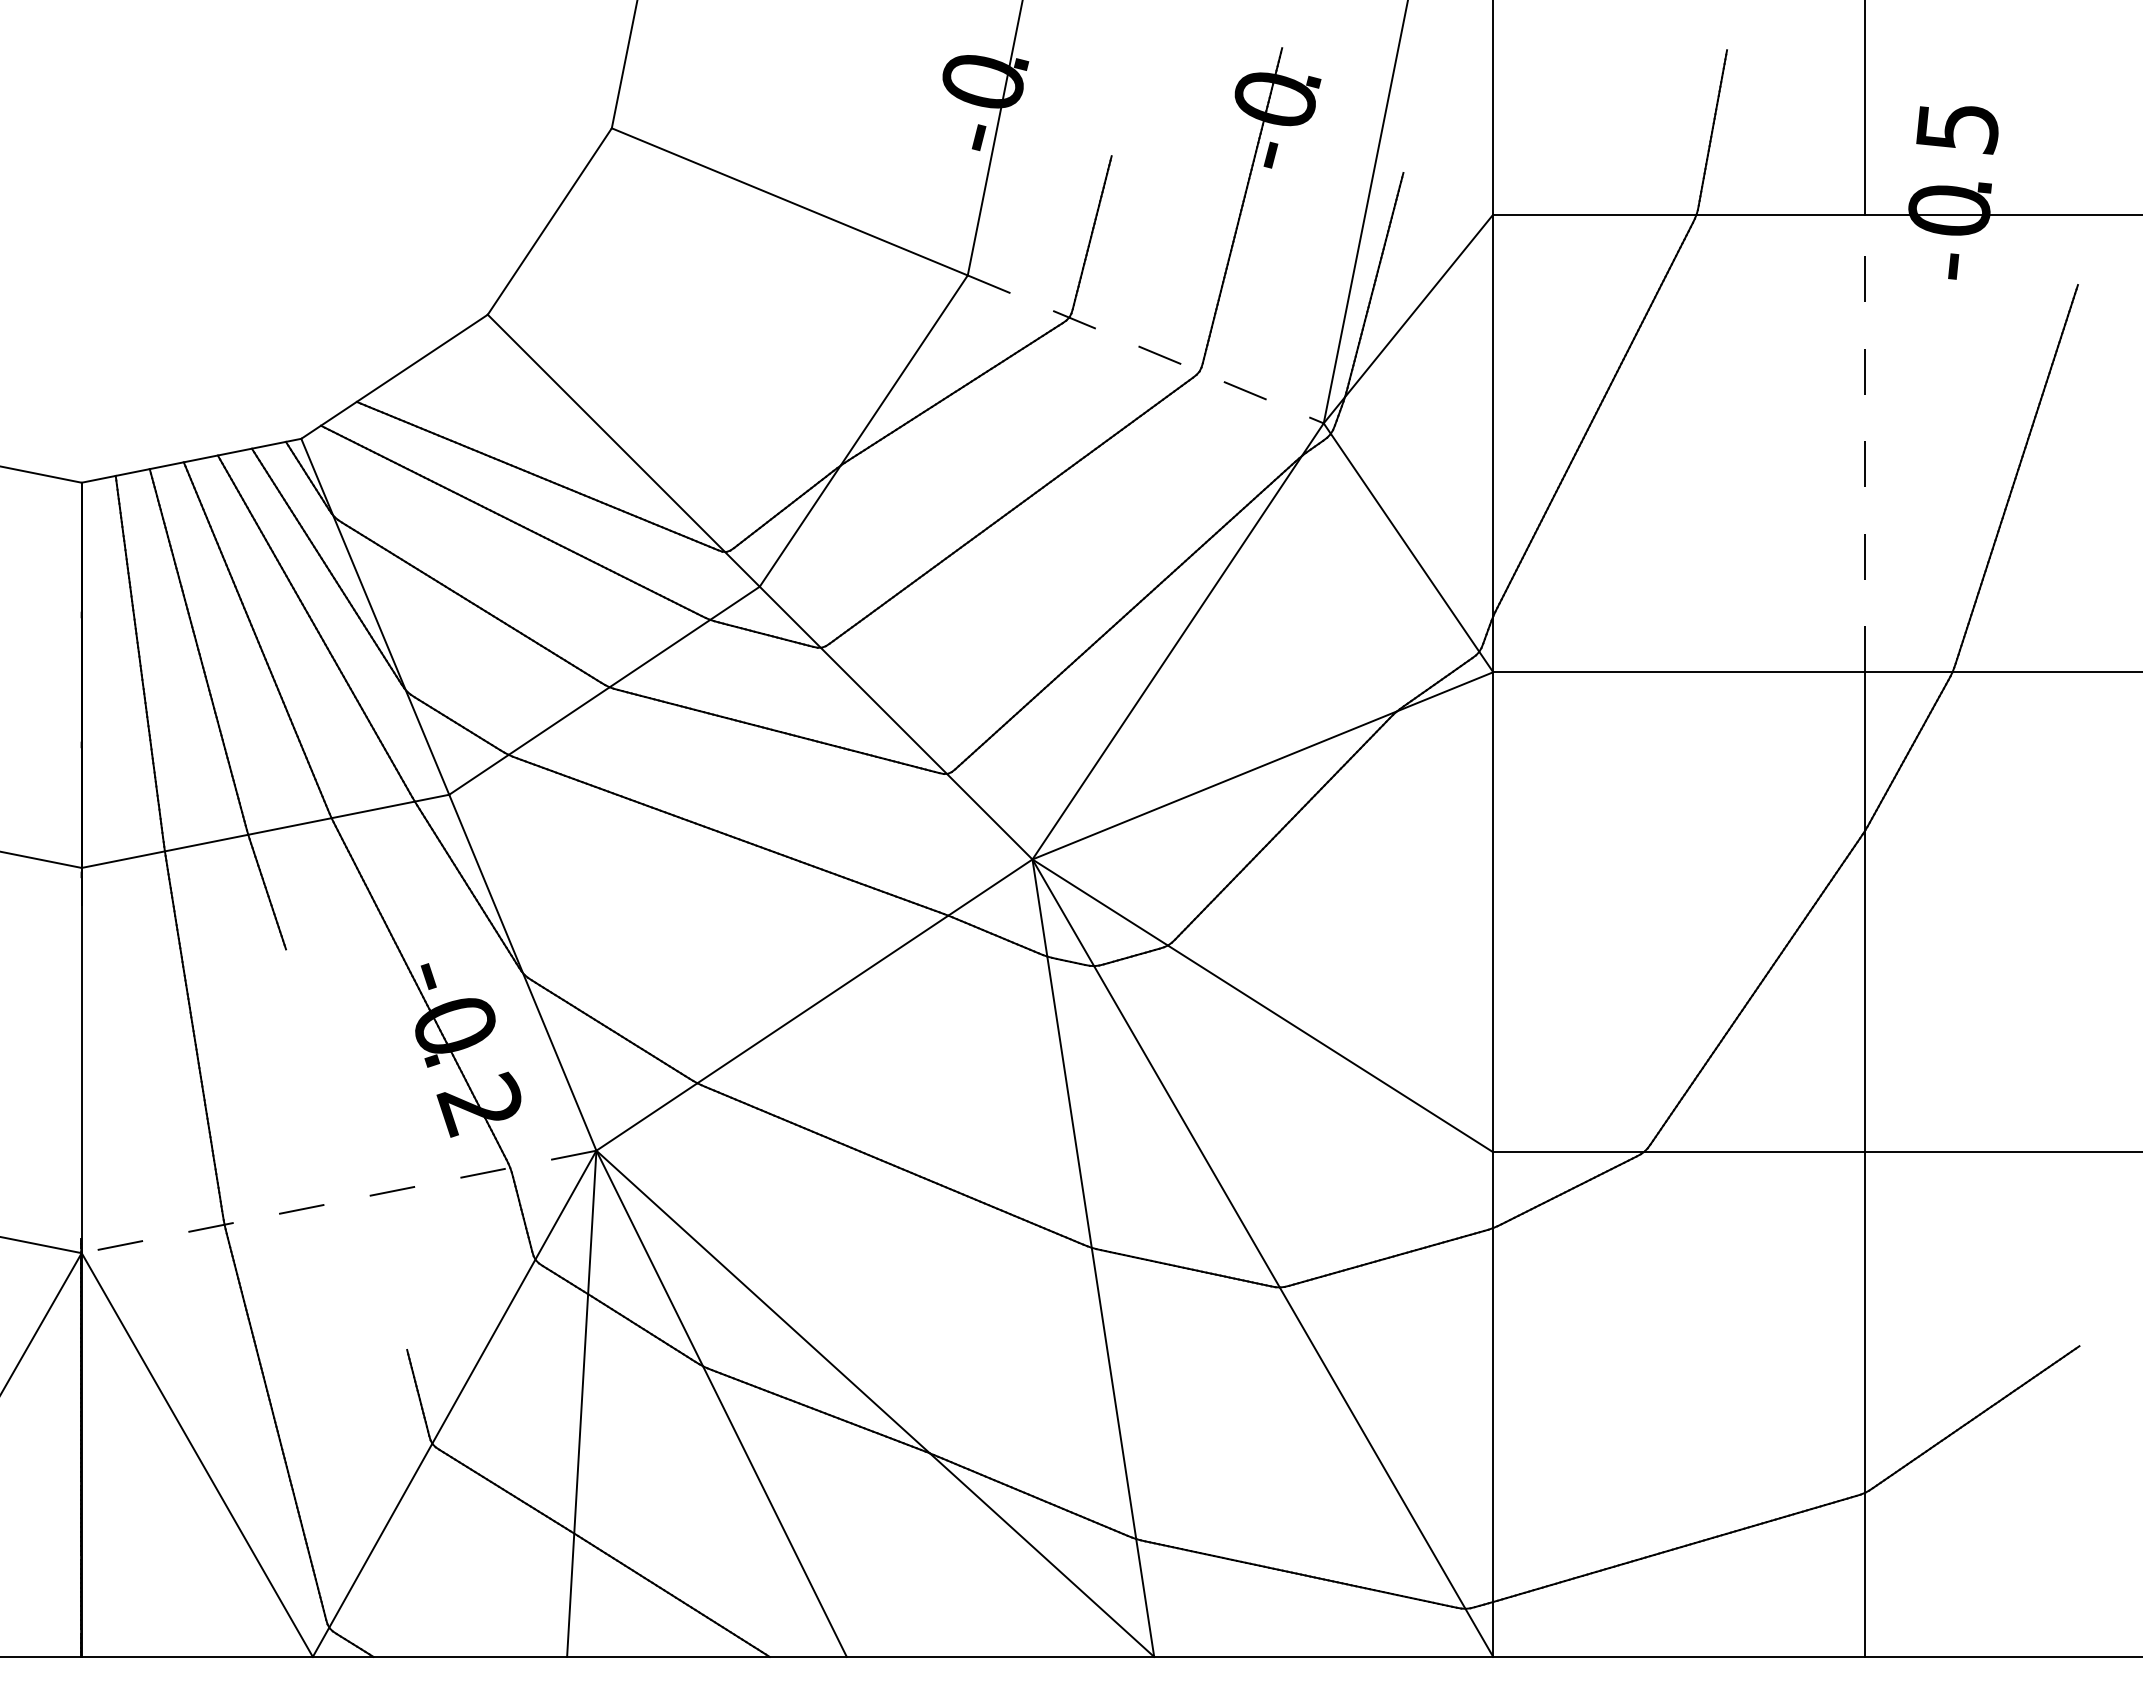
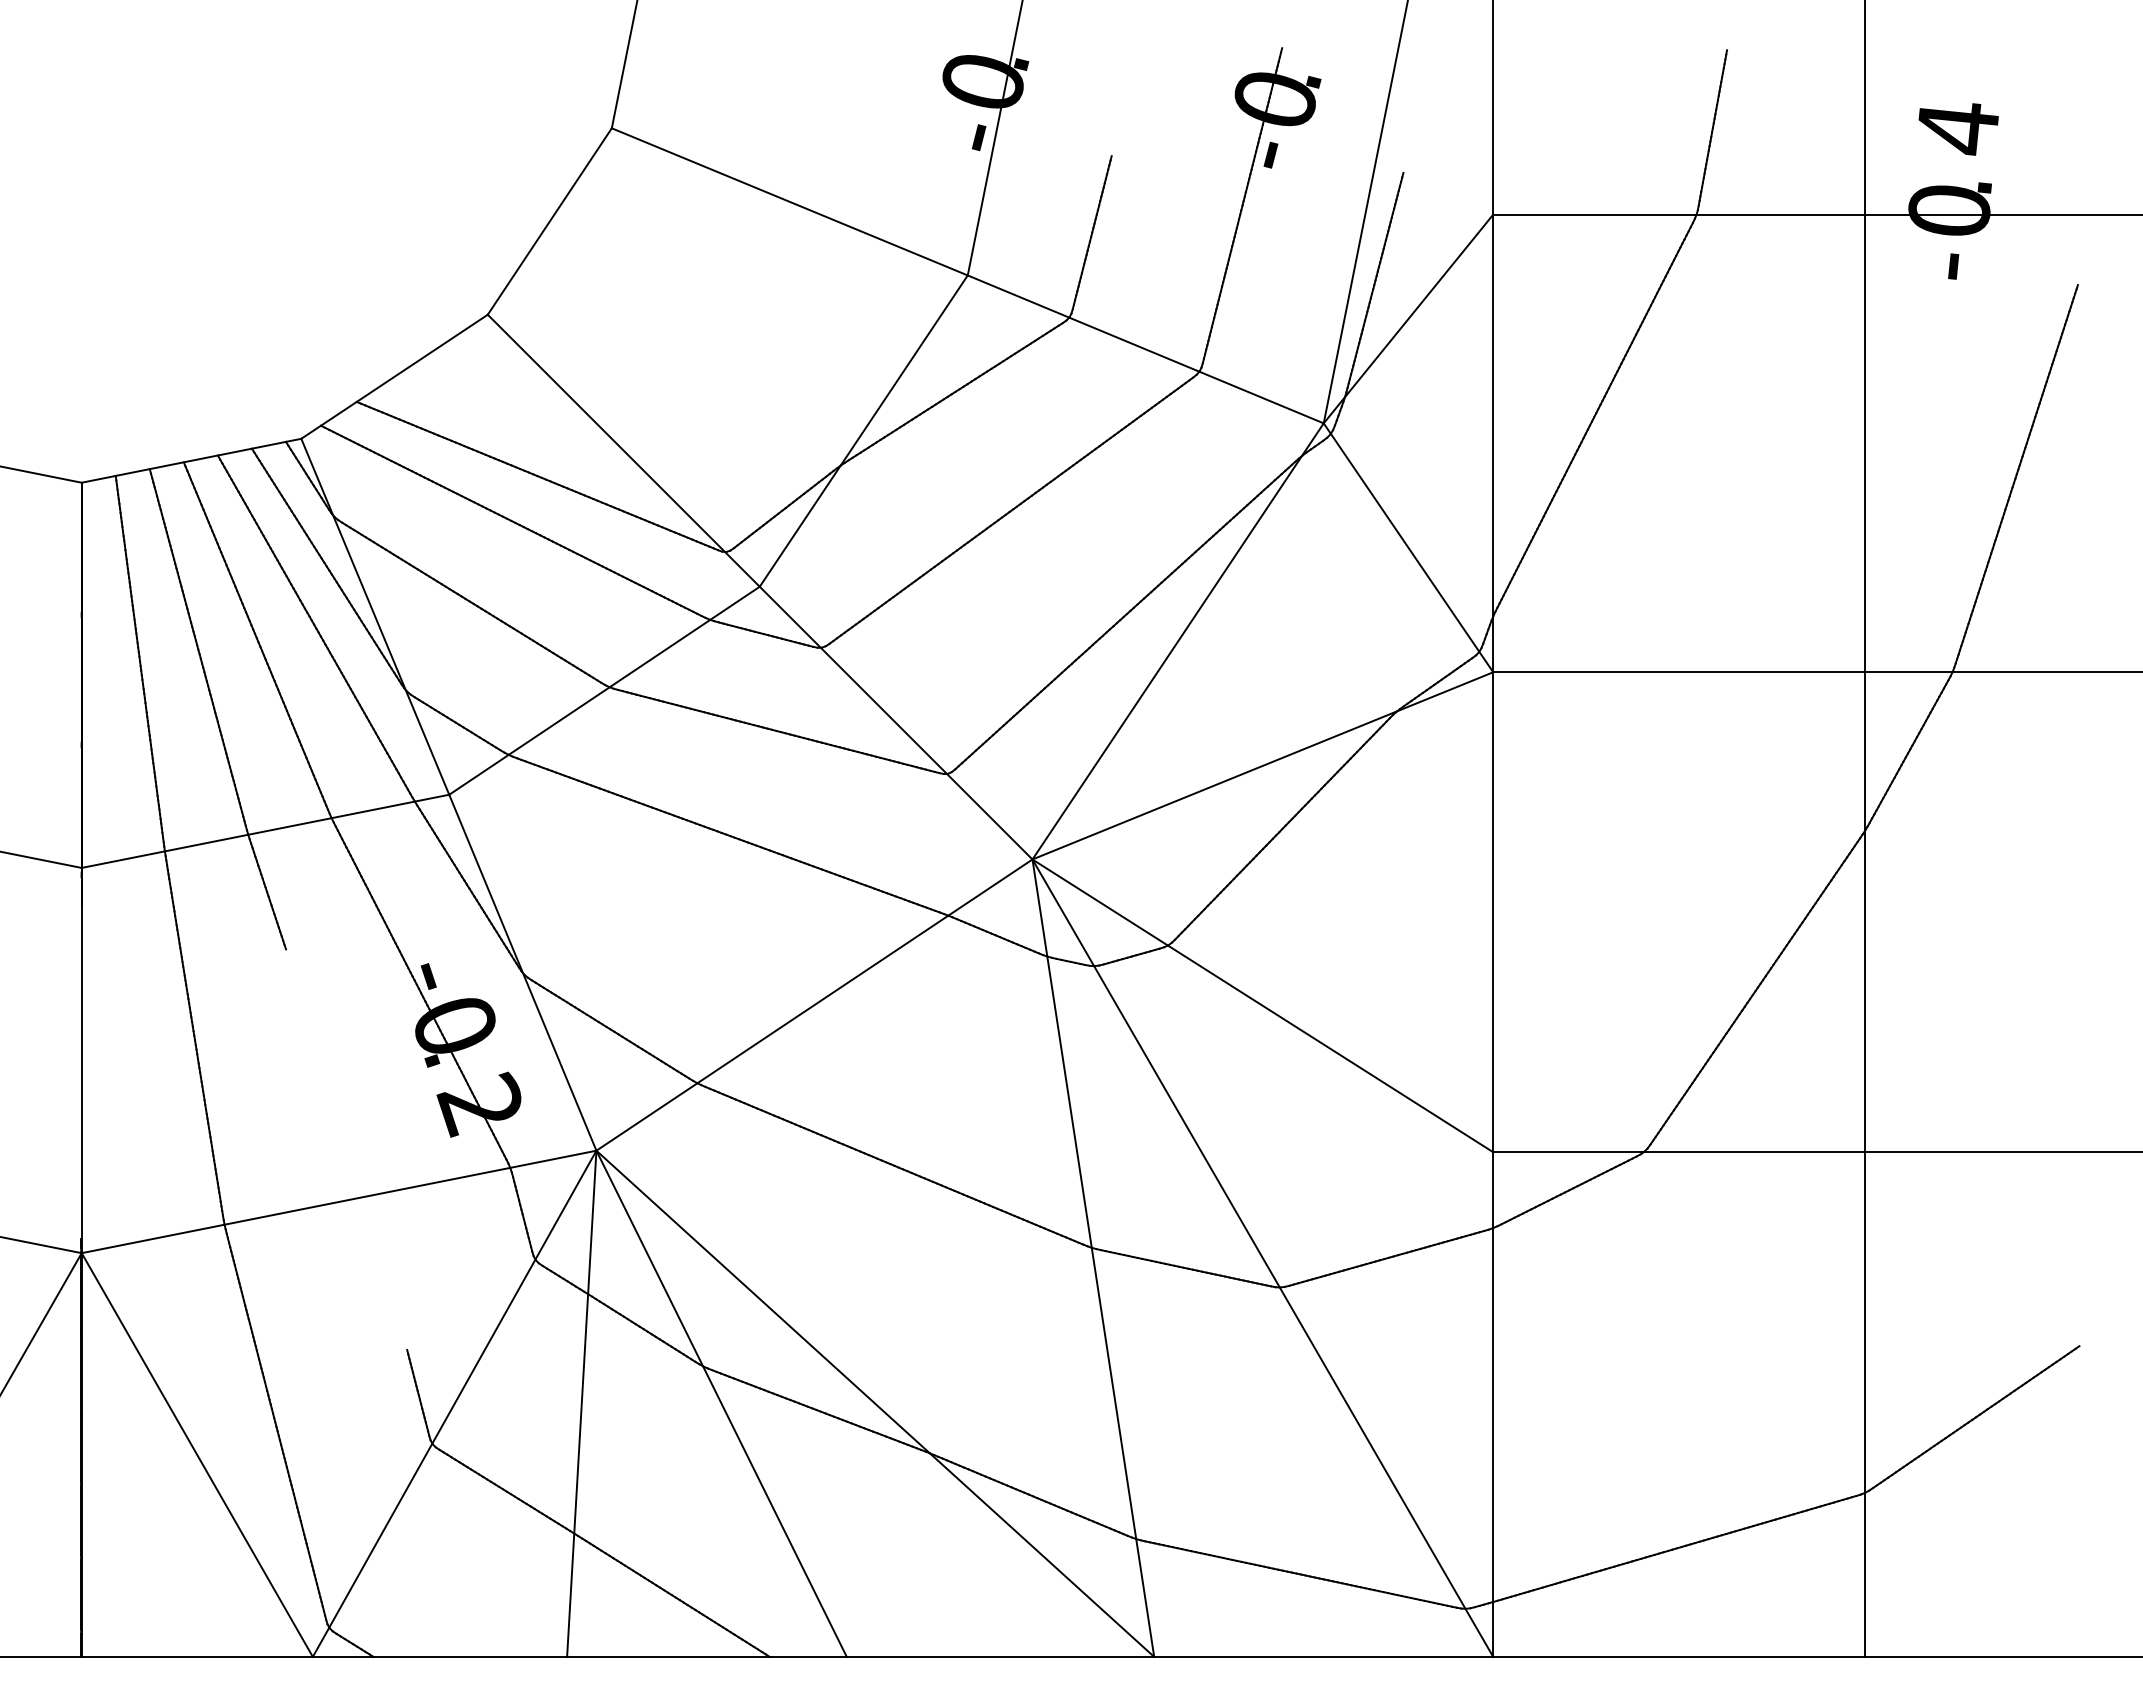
text: 5 -> 4 (1957, 129)
line: dashed -> solid (1145, 349)
line: dashed -> solid (1865, 443)
line: dashed -> solid (338, 1202)
